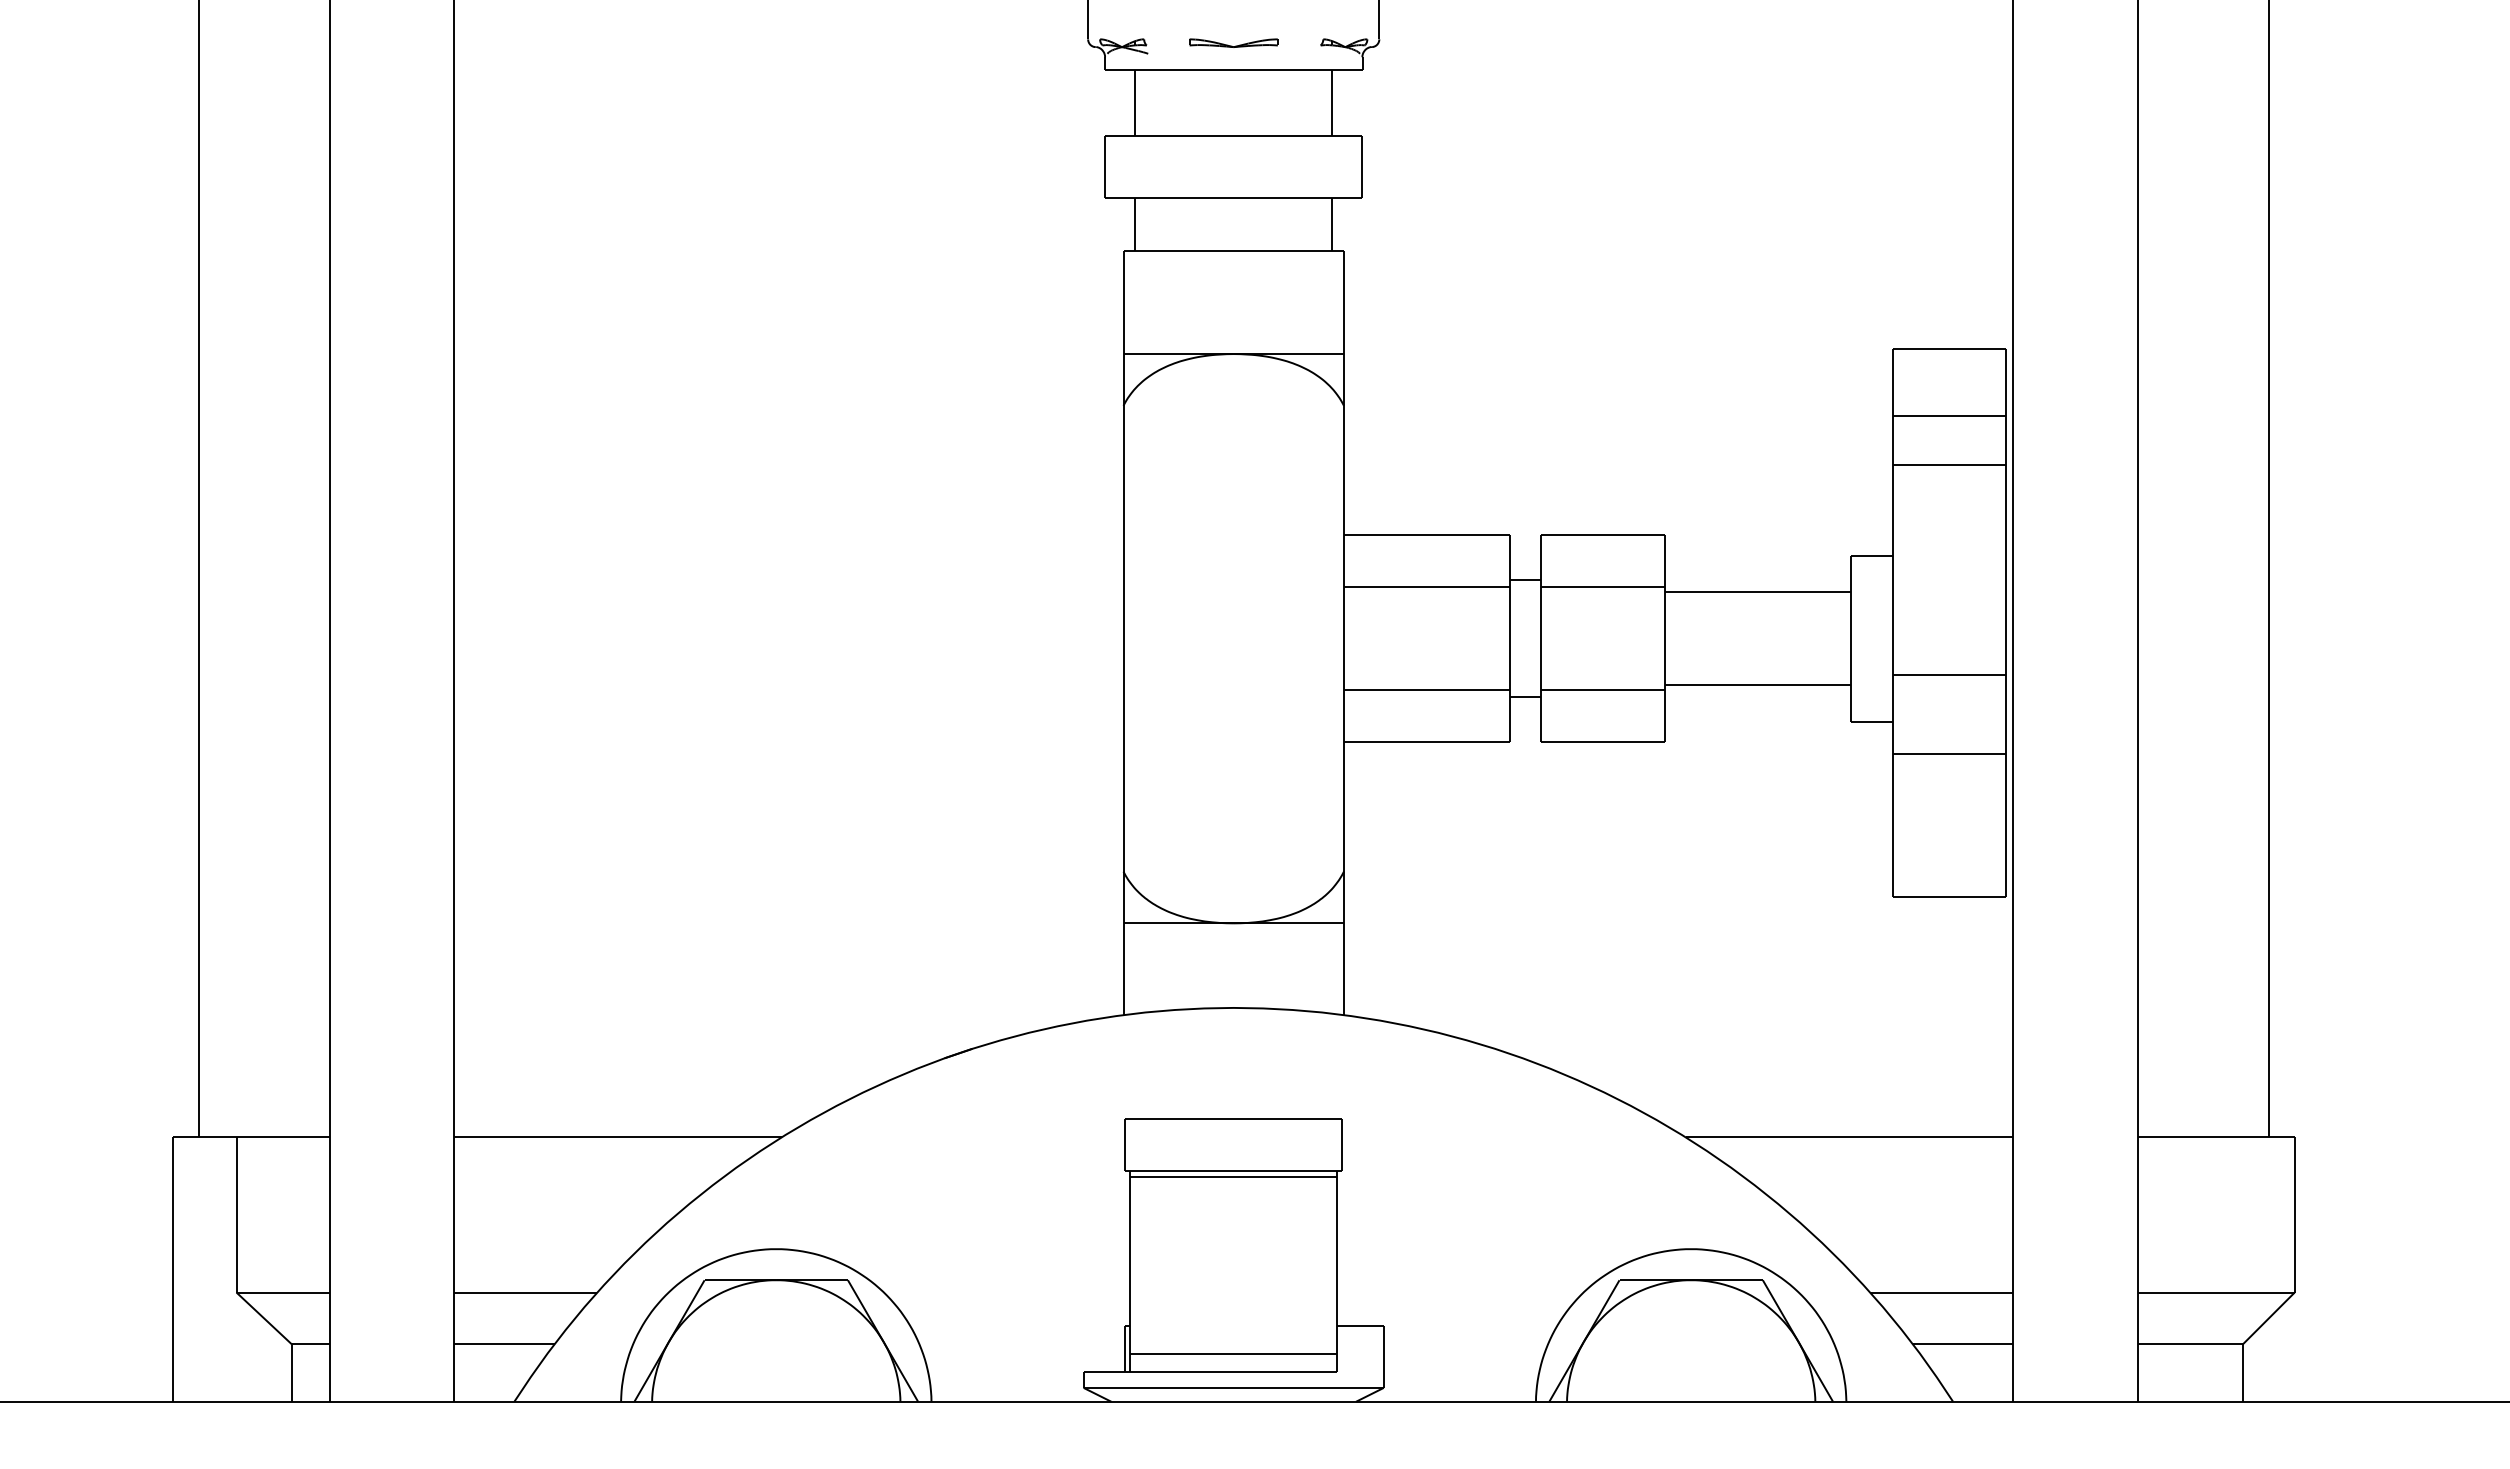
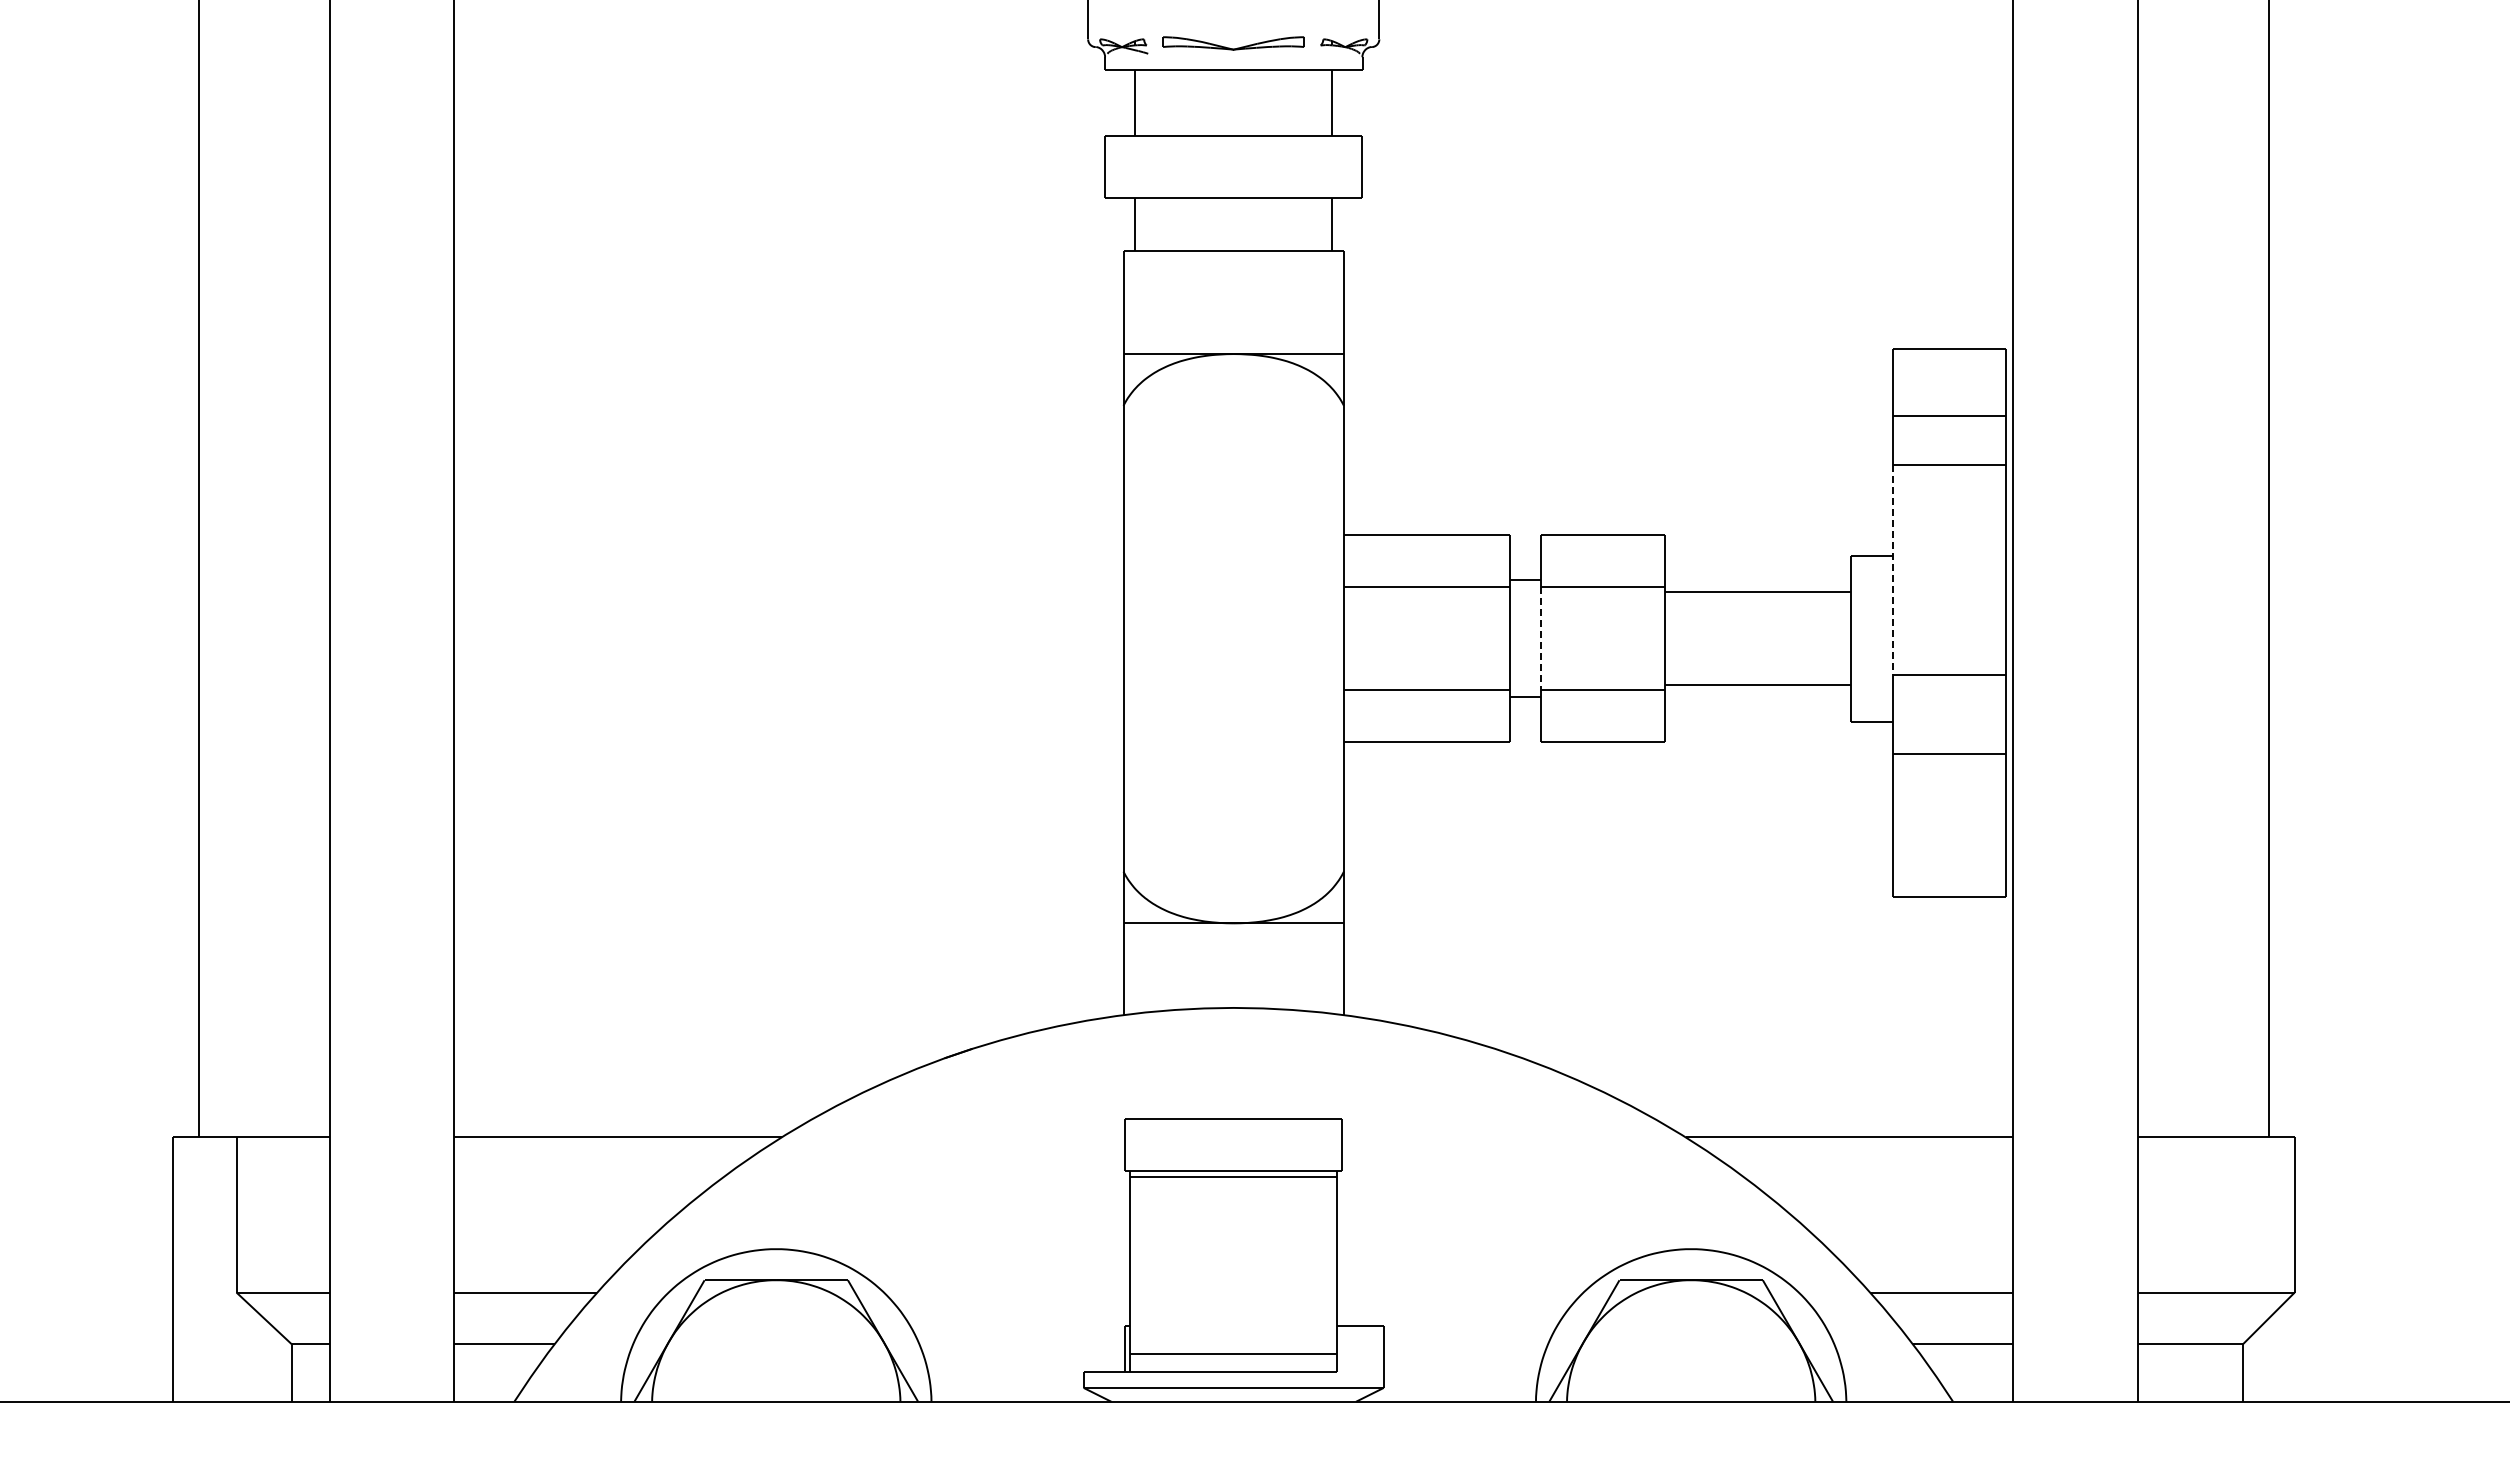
part size: 90x10 px -> 143x15 px (1233, 43)
line: solid -> dashed (1892, 569)
line: solid -> dashed (1540, 638)
